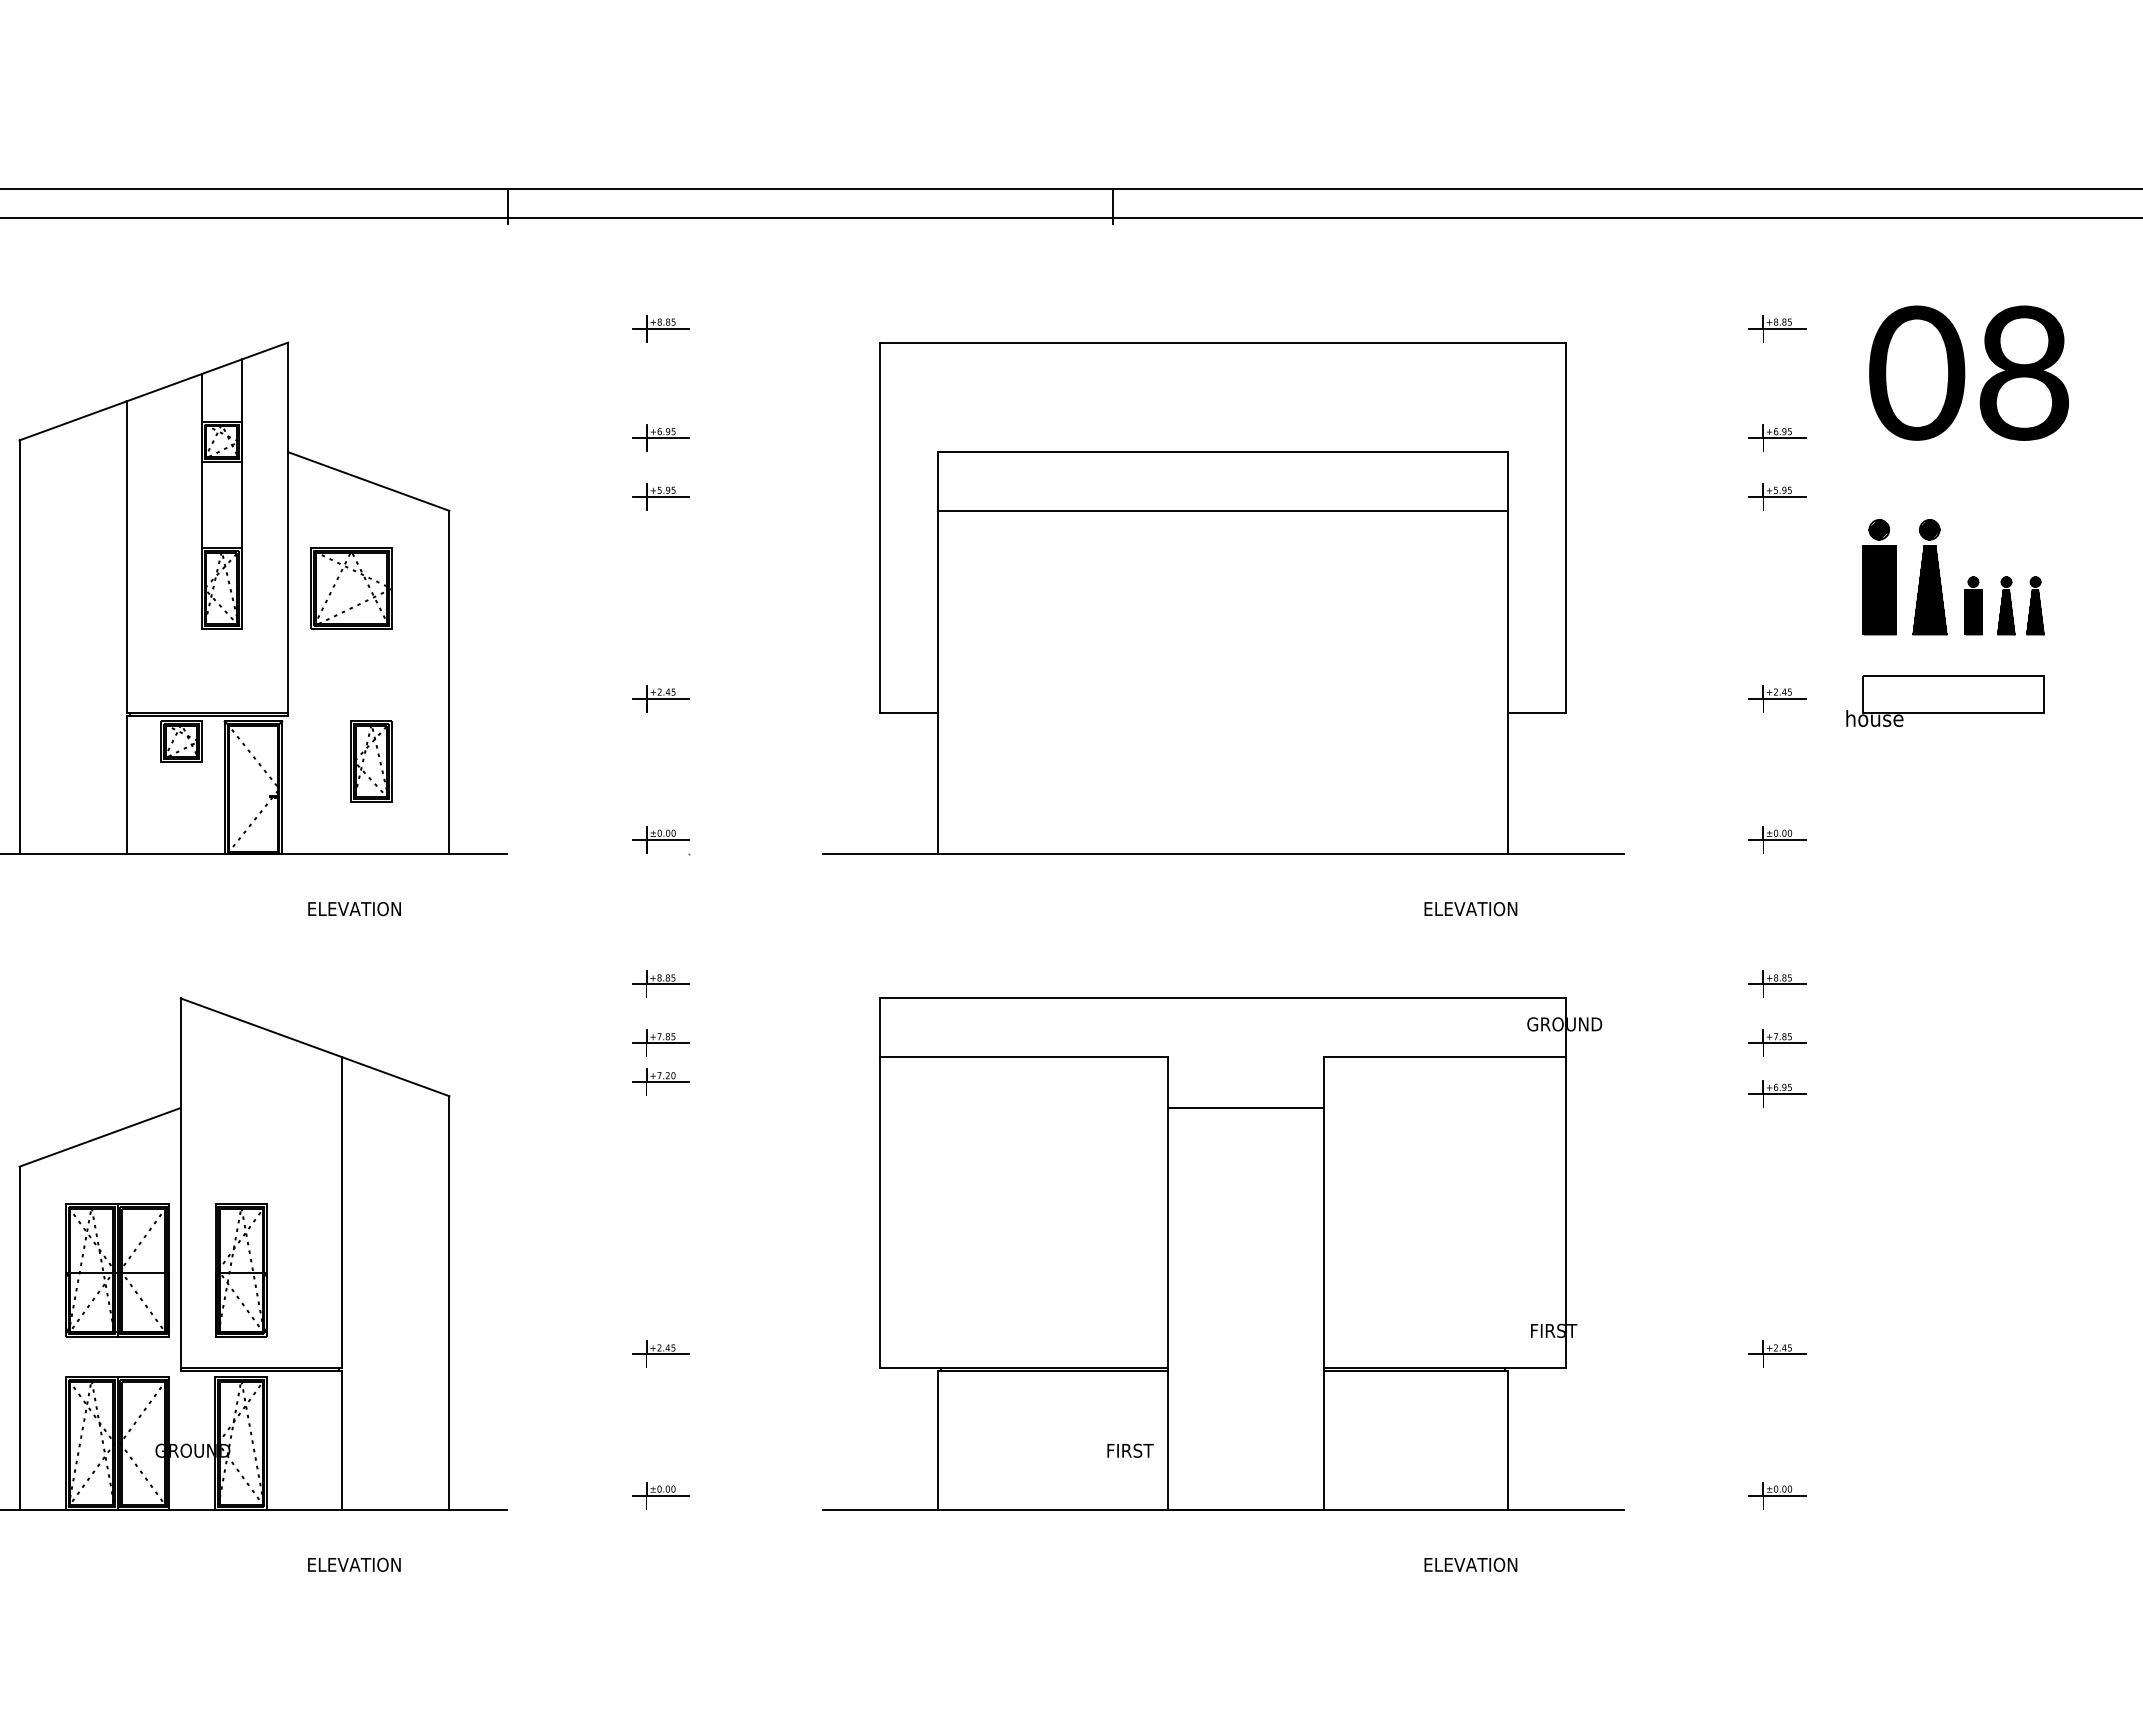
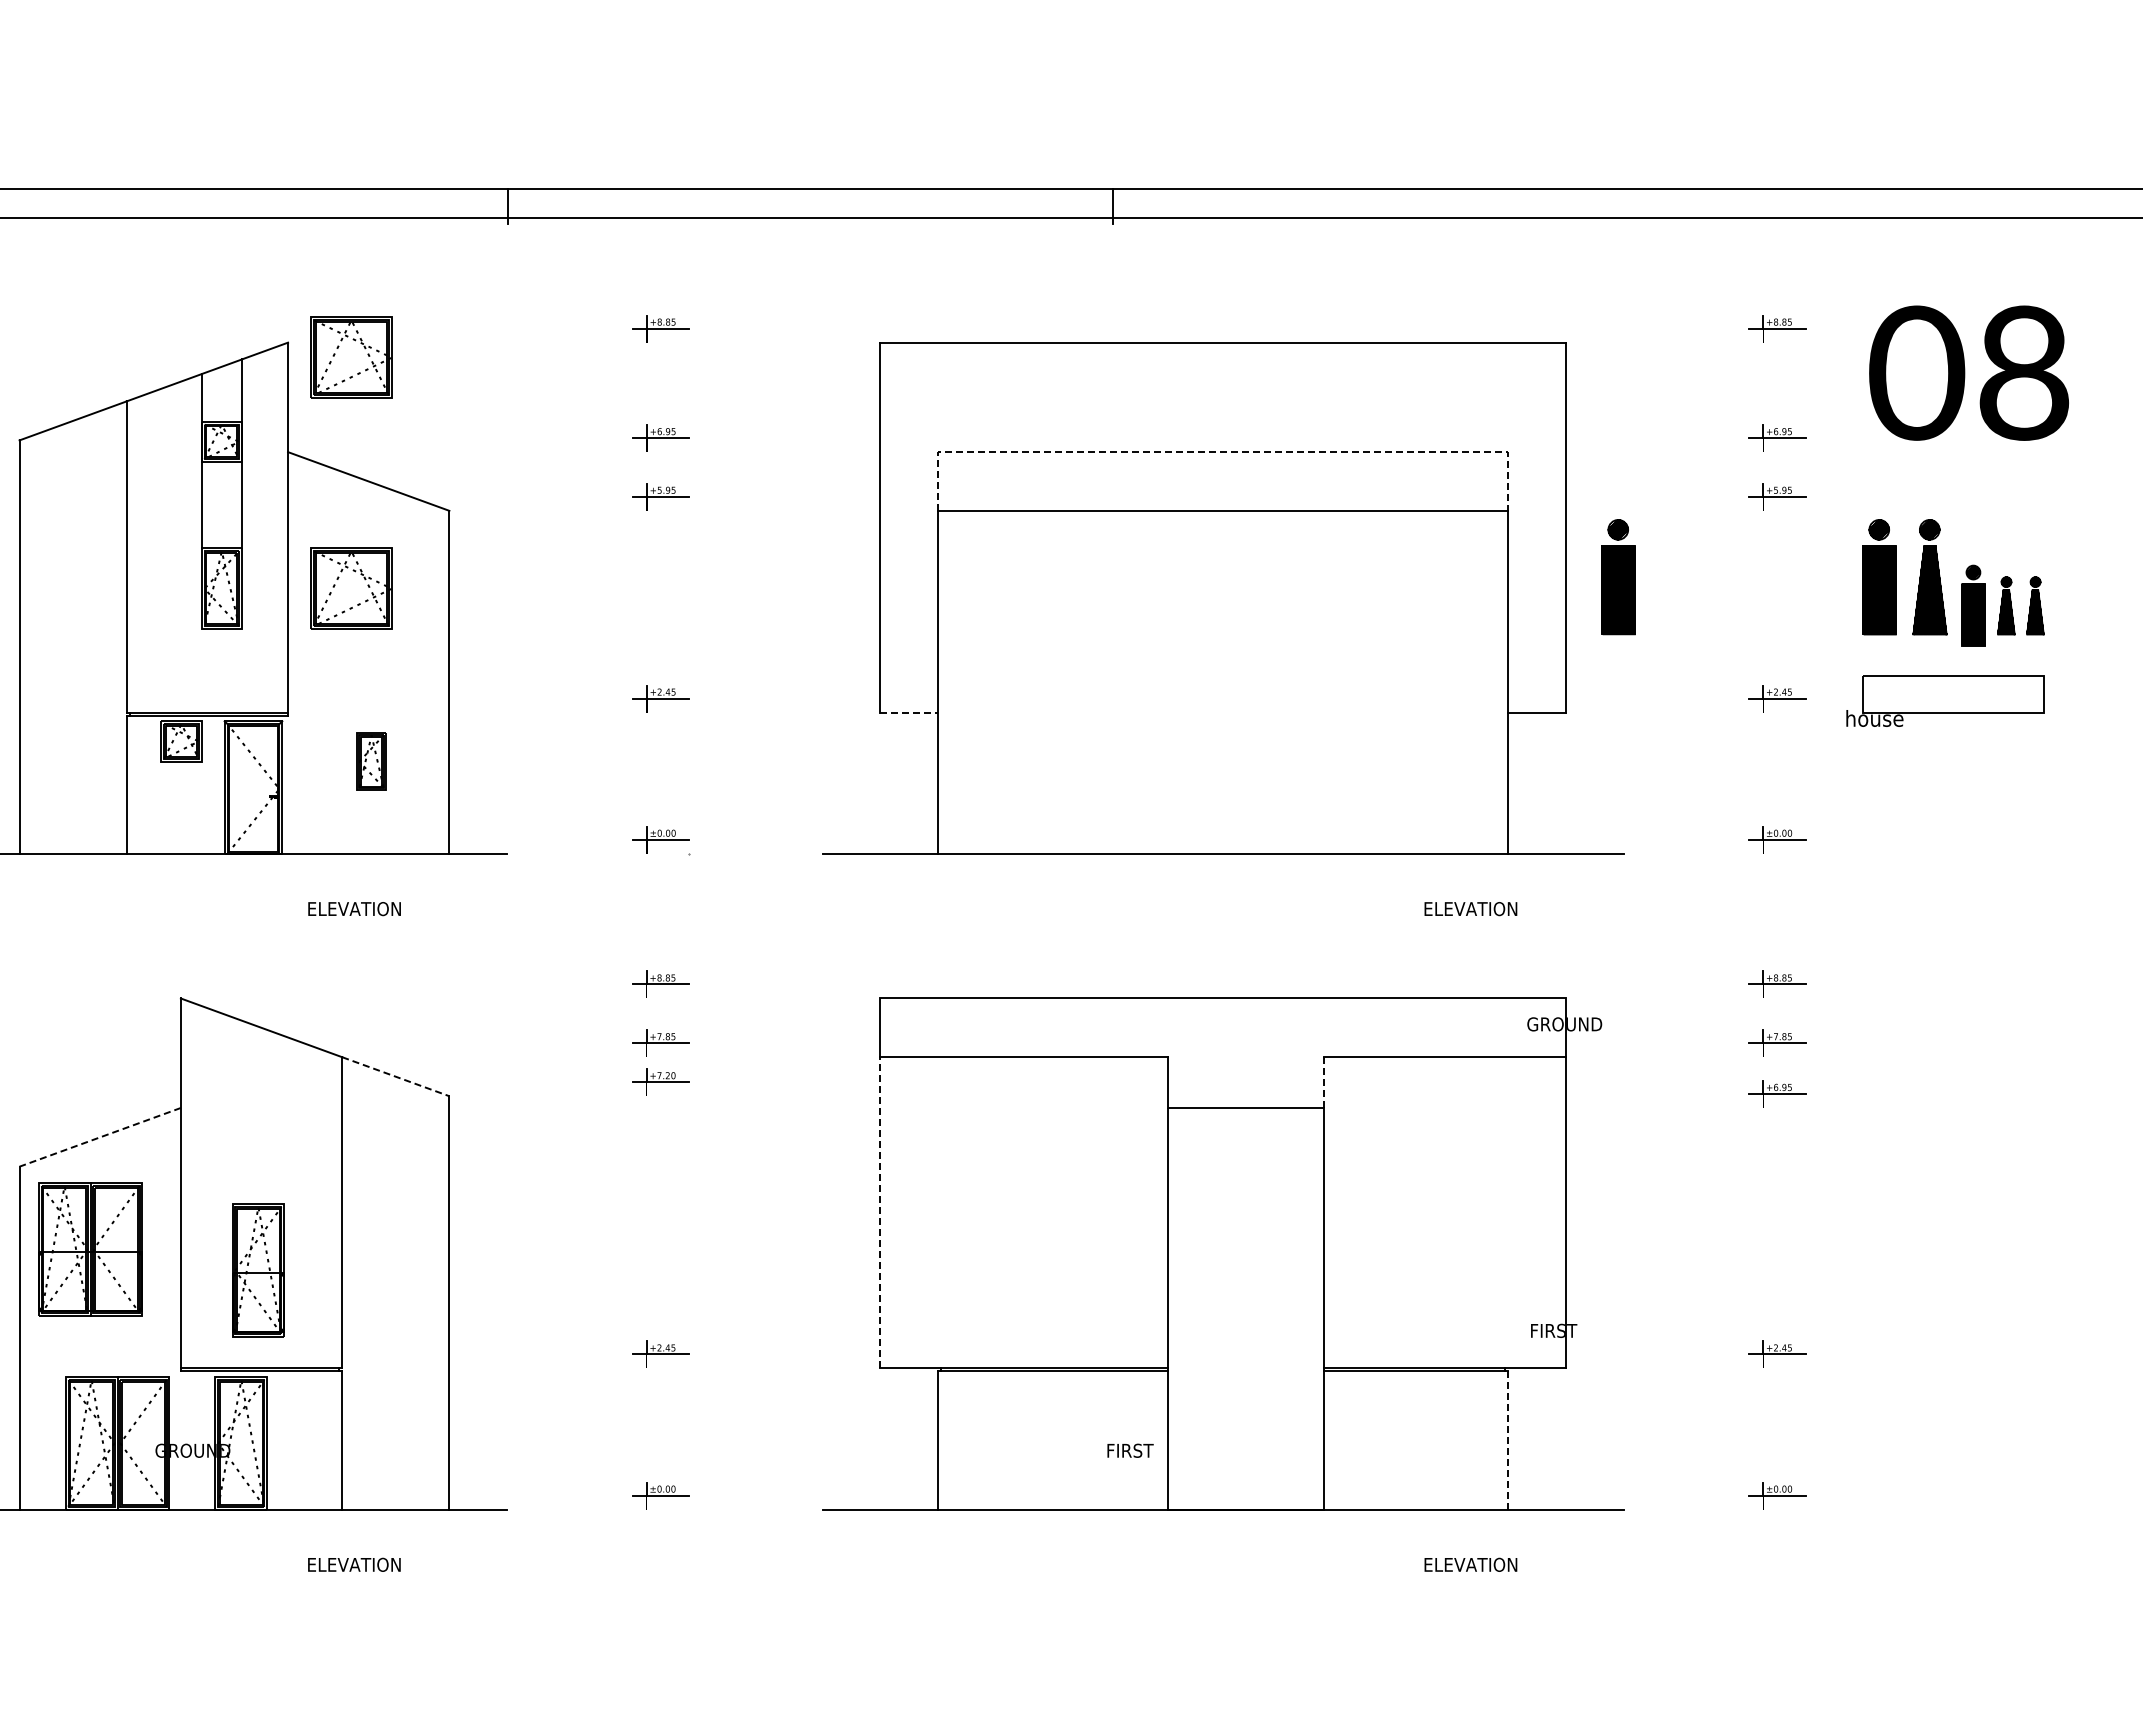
part: none -> present (351, 357)
line: solid -> dashed (1223, 452)
part: none -> present (1618, 577)
part size: 19x60 px -> 25x83 px (1973, 605)
line: solid -> dashed (909, 712)
part size: 43x83 px -> 31x59 px (371, 761)
line: solid -> dashed (396, 1076)
line: solid -> dashed (1323, 1082)
line: solid -> dashed (100, 1137)
line: solid -> dashed (880, 1212)
part position: (117, 1270) -> (90, 1249) (90, 1249)
part position: (241, 1270) -> (258, 1270) (258, 1270)
line: solid -> dashed (1508, 1440)
